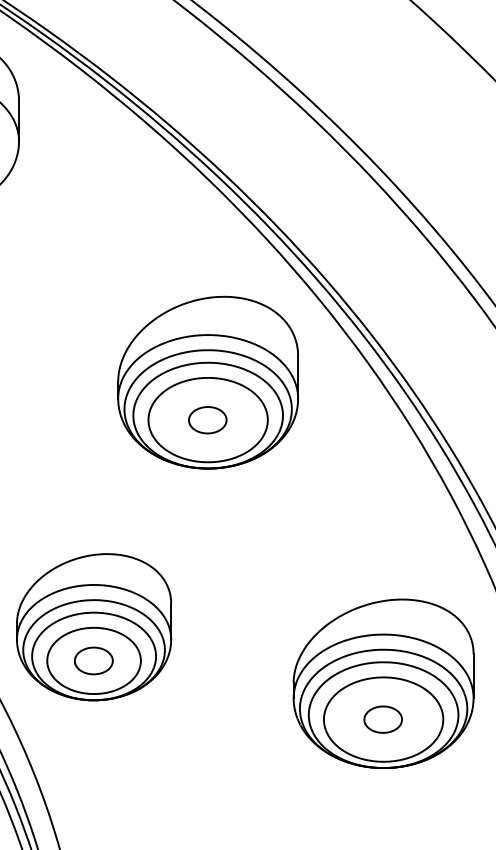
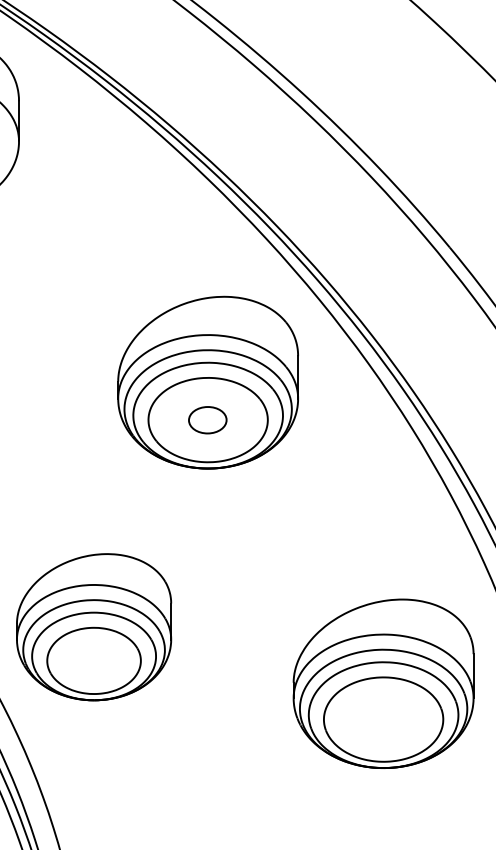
part: present -> none (93, 660)
part: present -> none (382, 719)
